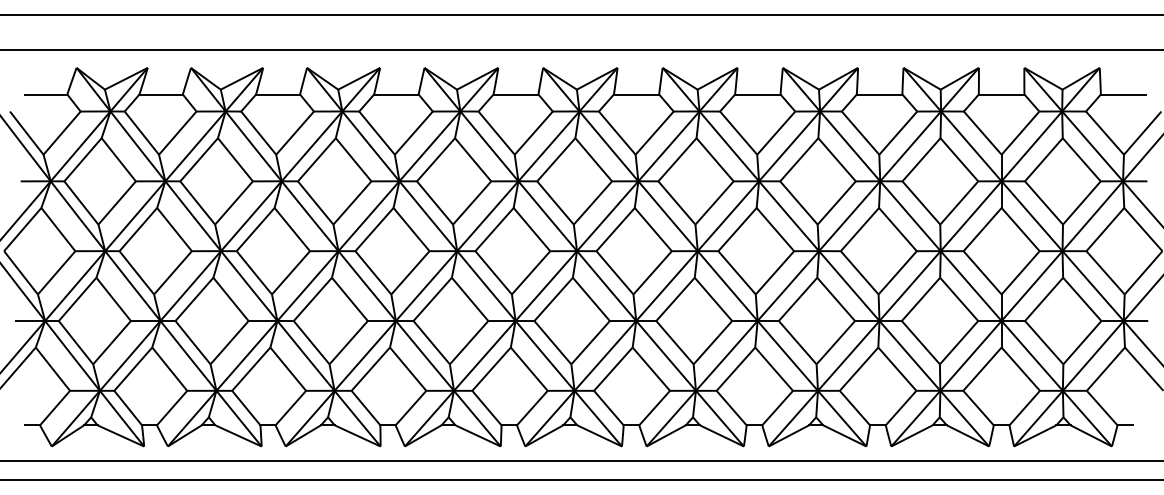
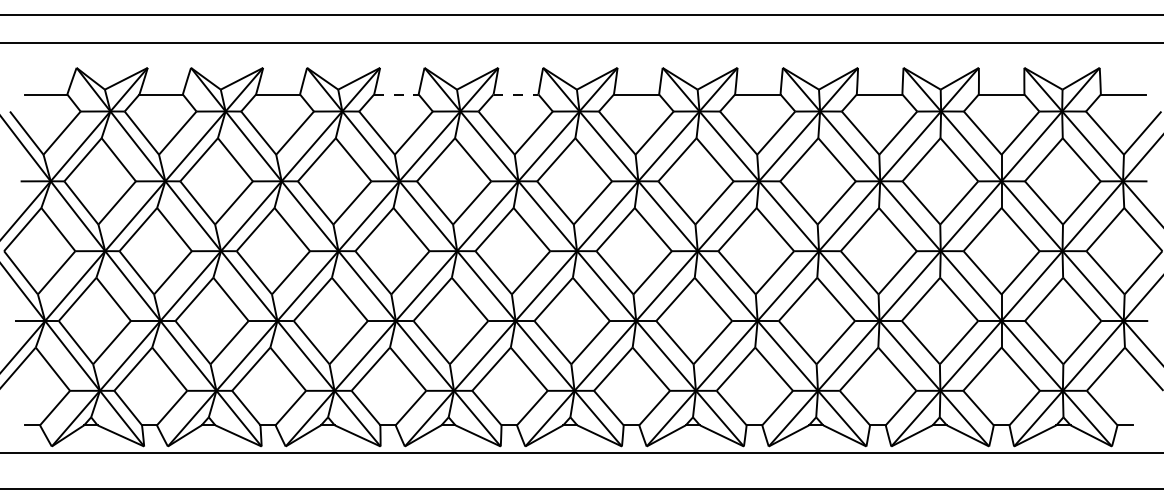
line position: (581, 50) -> (581, 43) (581, 43)
line: solid -> dashed (396, 94)
line: solid -> dashed (516, 94)
line position: (581, 460) -> (581, 452) (581, 452)
line position: (581, 480) -> (581, 489) (581, 489)
